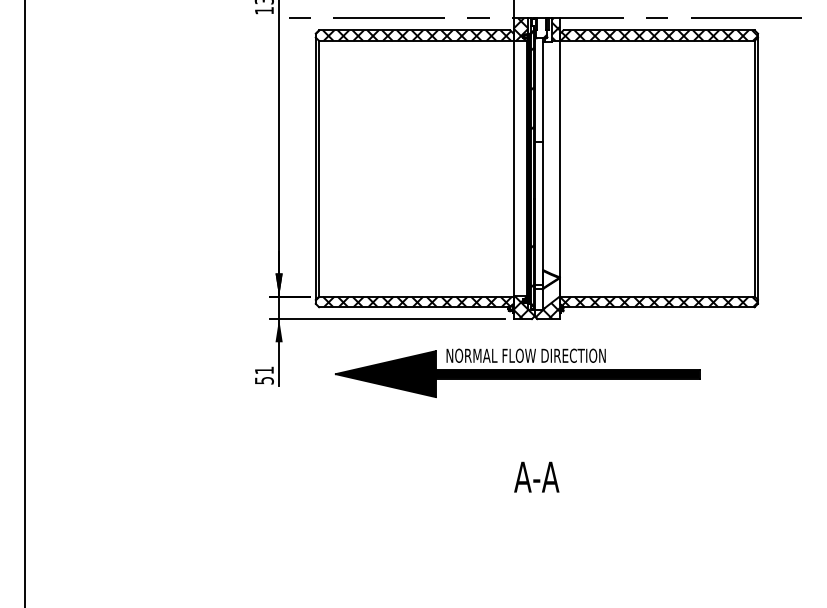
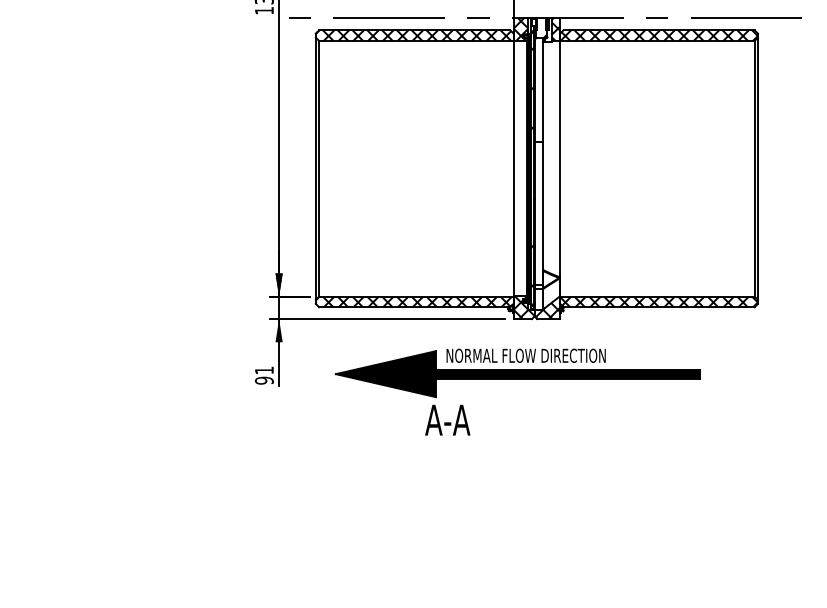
line: present -> none (24, 303)
text: 51 -> 91 (263, 380)
text position: (536, 476) -> (447, 419) (447, 419)
